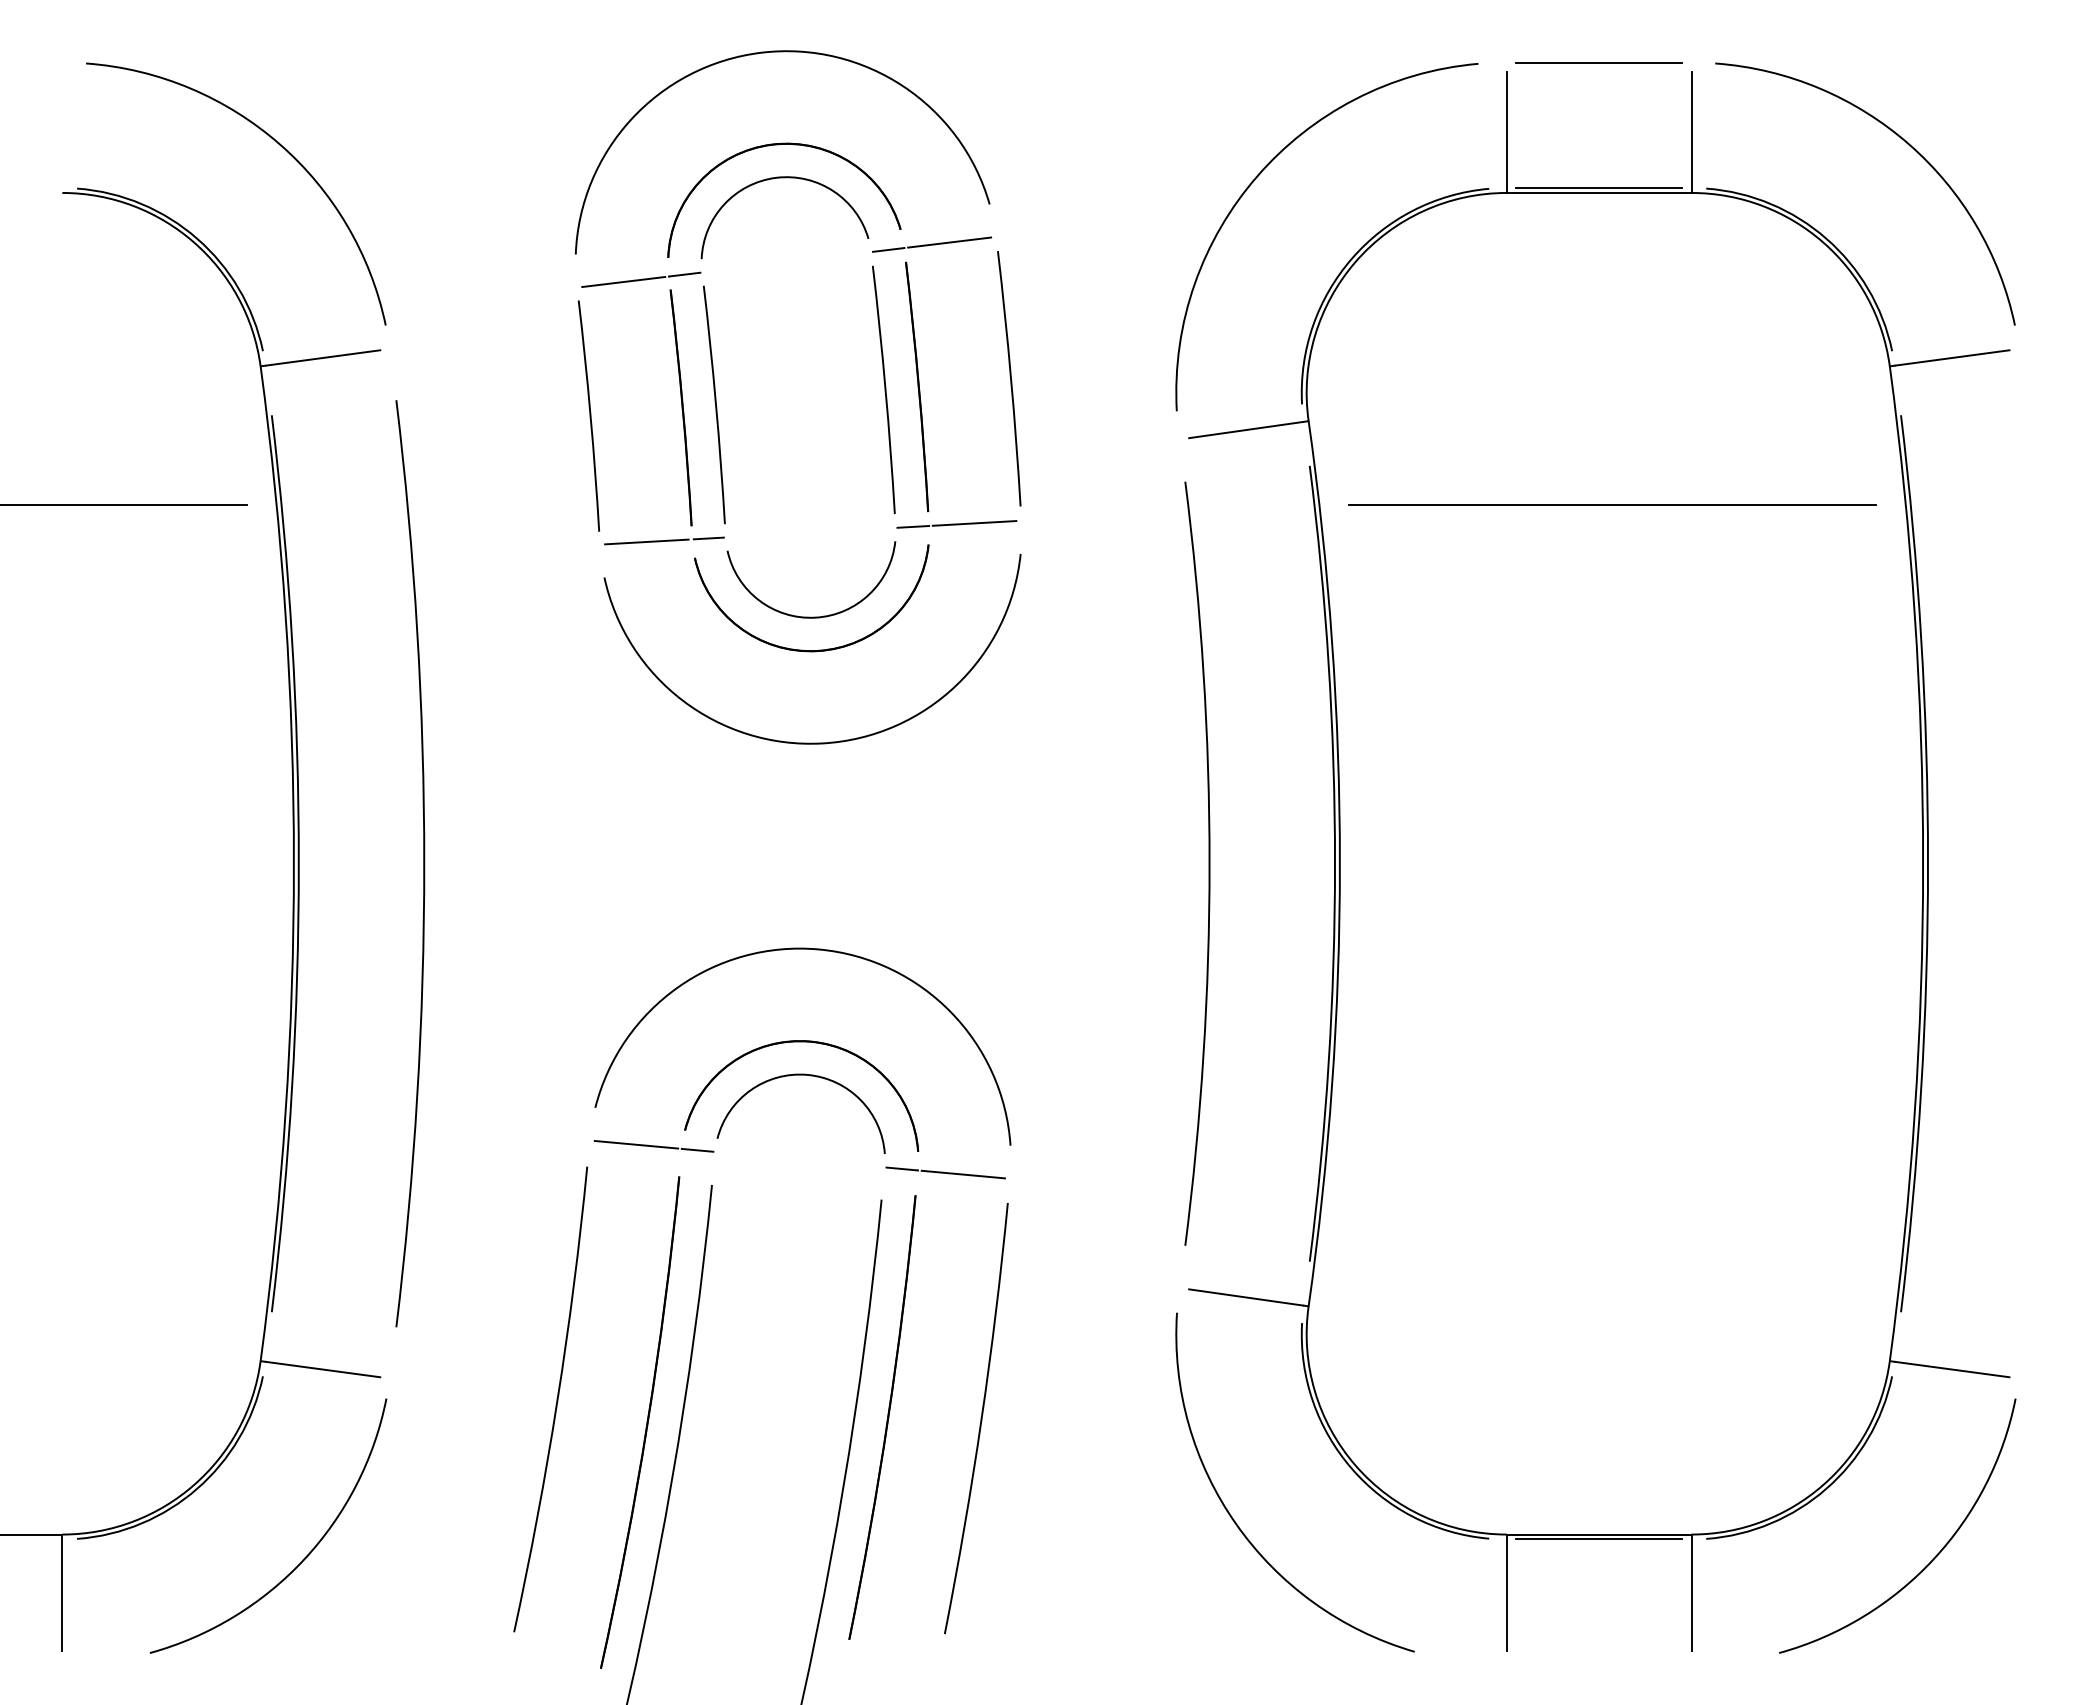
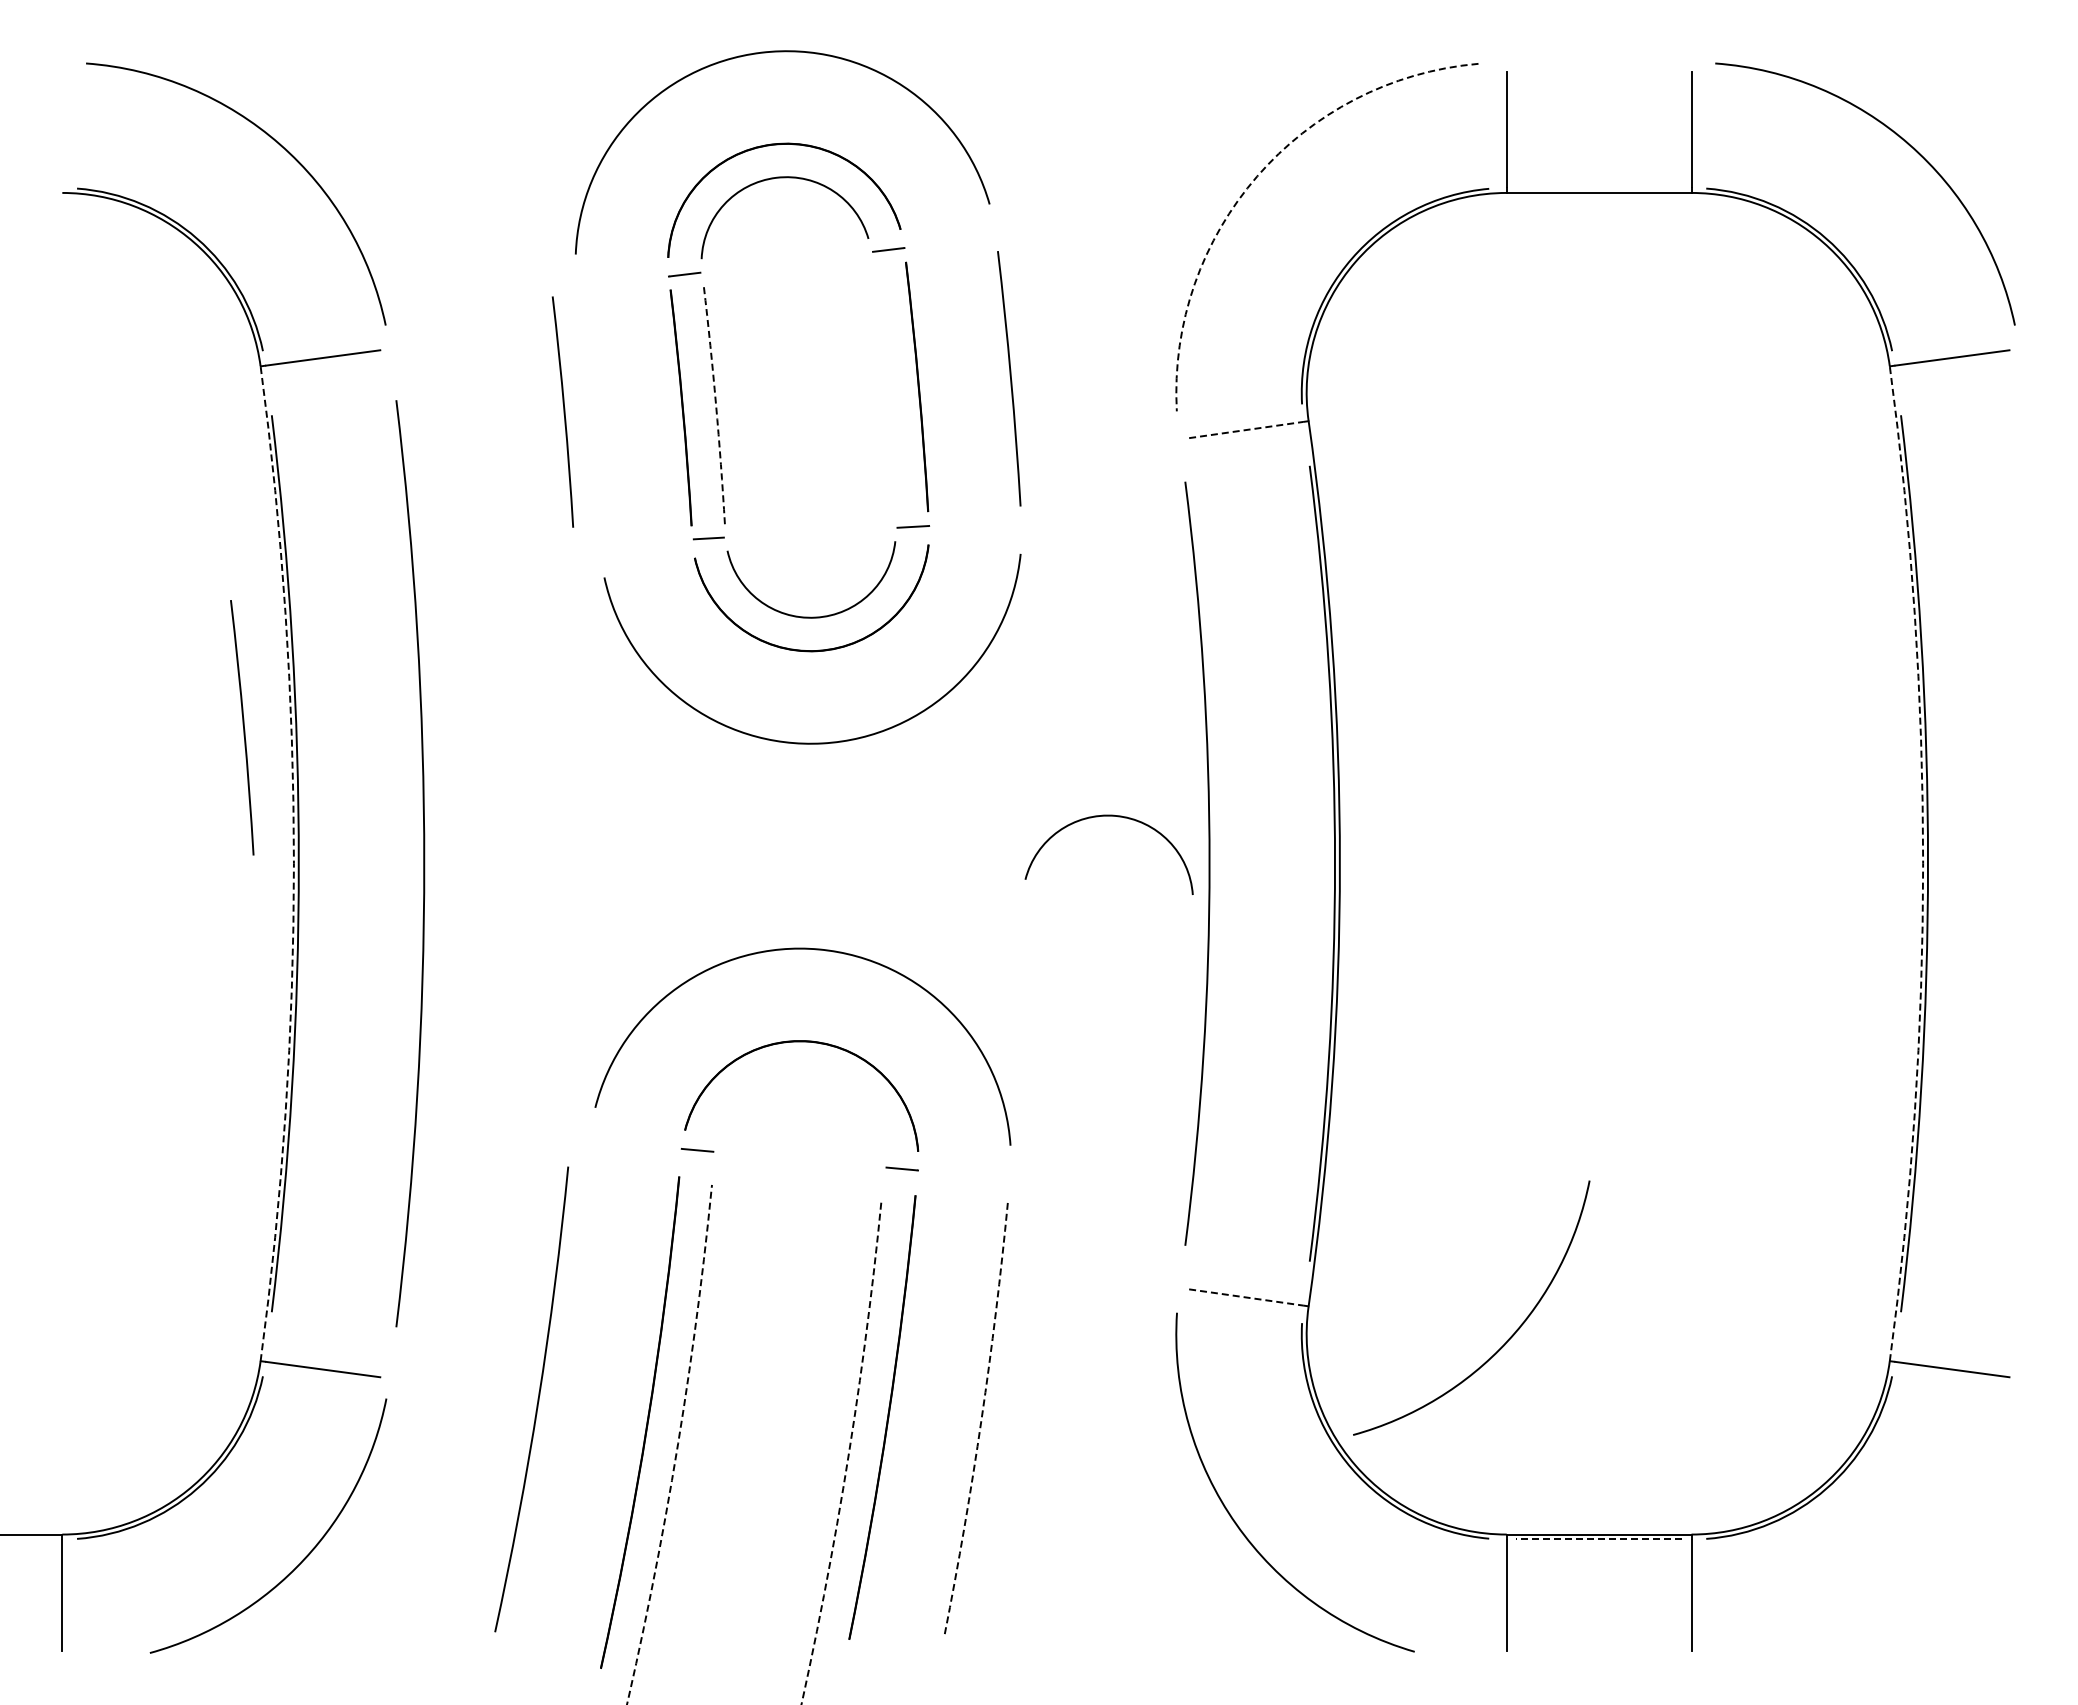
line: present -> none (1598, 62)
arc: solid -> dashed (1257, 176)
line: present -> none (1598, 188)
line: present -> none (949, 242)
line: present -> none (623, 281)
arc: present -> none (884, 389)
arc: solid -> dashed (716, 404)
arc position: (589, 415) -> (563, 411) (563, 411)
line: solid -> dashed (1246, 430)
line: present -> none (124, 504)
line: present -> none (1612, 504)
line: present -> none (974, 523)
line: present -> none (646, 541)
arc: none -> present (243, 727)
arc: solid -> dashed (293, 863)
arc: solid -> dashed (1923, 863)
arc position: (800, 1075) -> (1108, 816) (1108, 816)
line: present -> none (636, 1144)
line: present -> none (963, 1174)
line: solid -> dashed (1246, 1297)
arc position: (556, 1399) -> (537, 1399) (537, 1399)
arc: solid -> dashed (981, 1419)
arc: solid -> dashed (677, 1445)
arc: solid -> dashed (848, 1453)
line: solid -> dashed (1598, 1539)
arc position: (1933, 1557) -> (1507, 1339) (1507, 1339)
